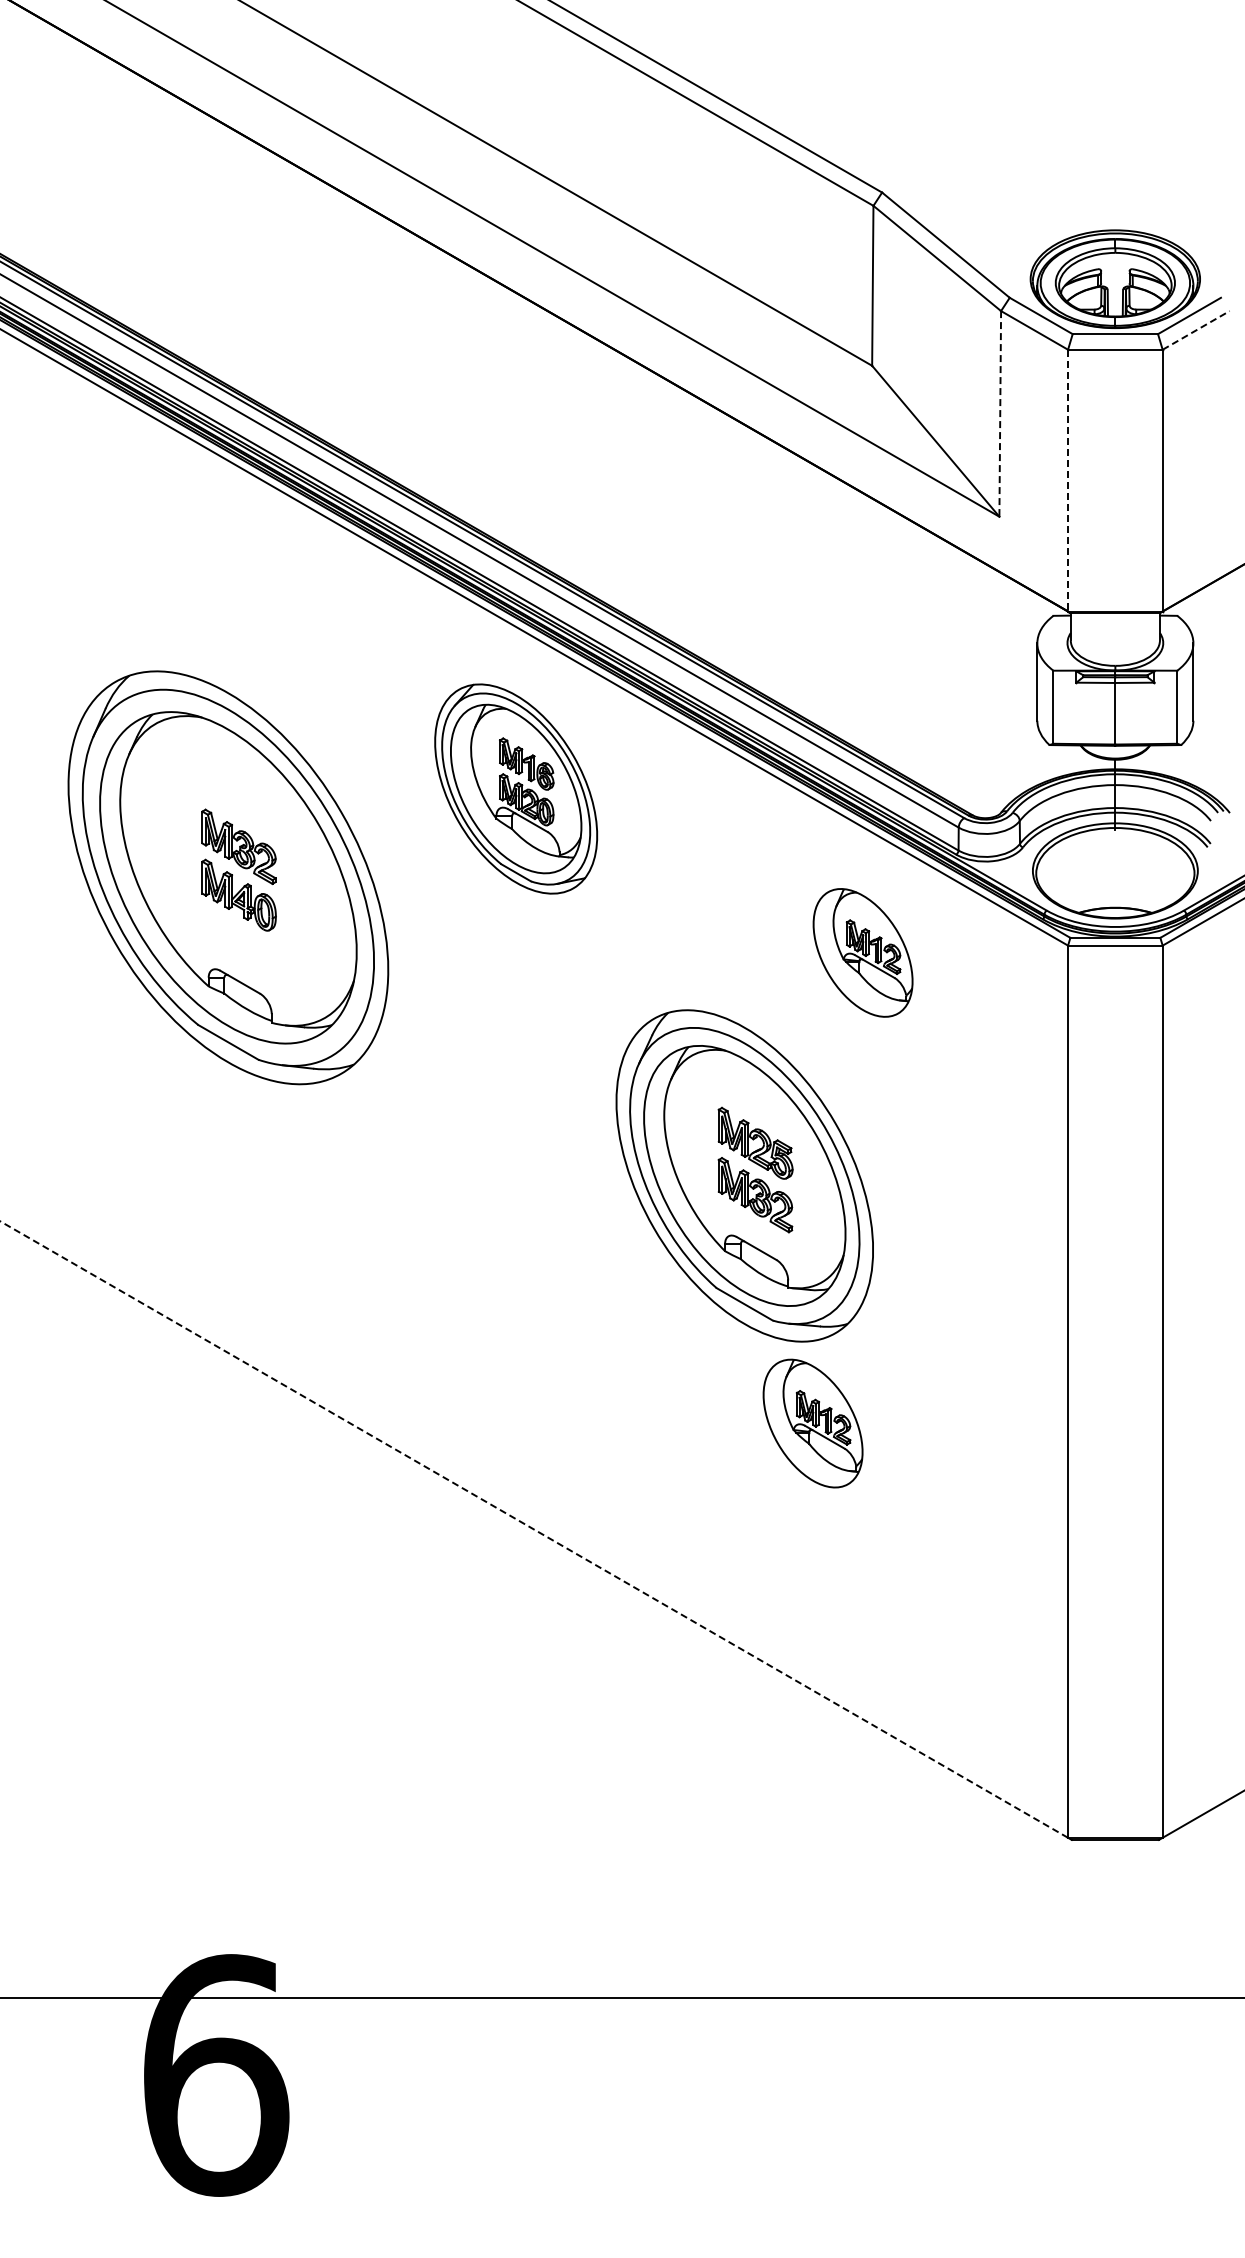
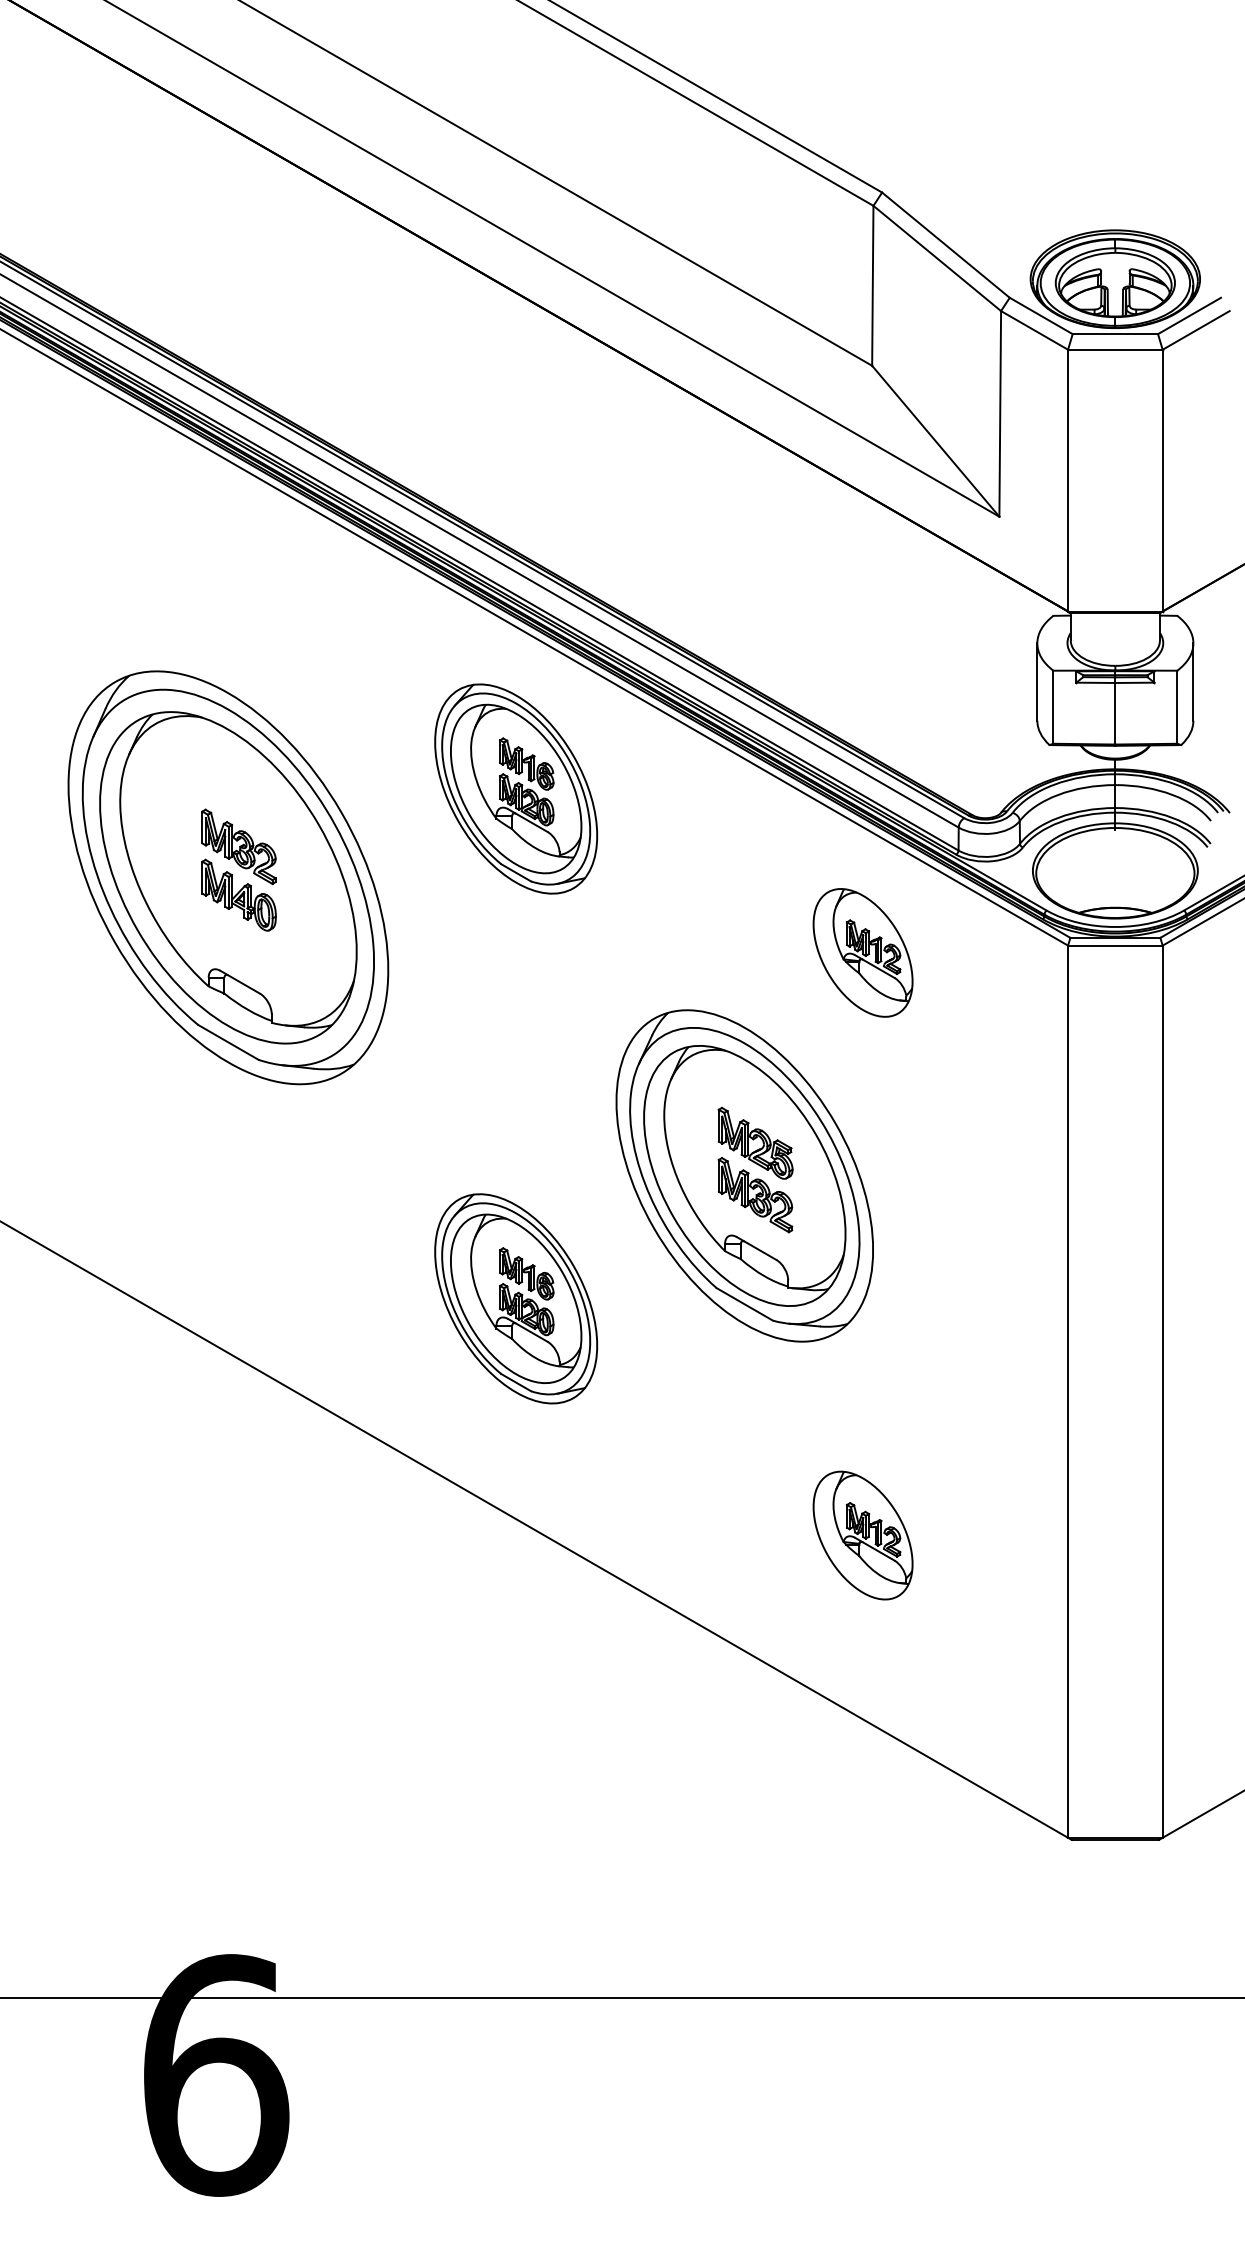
line: dashed -> solid (1196, 330)
line: dashed -> solid (1000, 413)
line: dashed -> solid (1068, 480)
part: none -> present (516, 1298)
part position: (812, 1423) -> (862, 1535) (862, 1535)
line: dashed -> solid (533, 1529)
